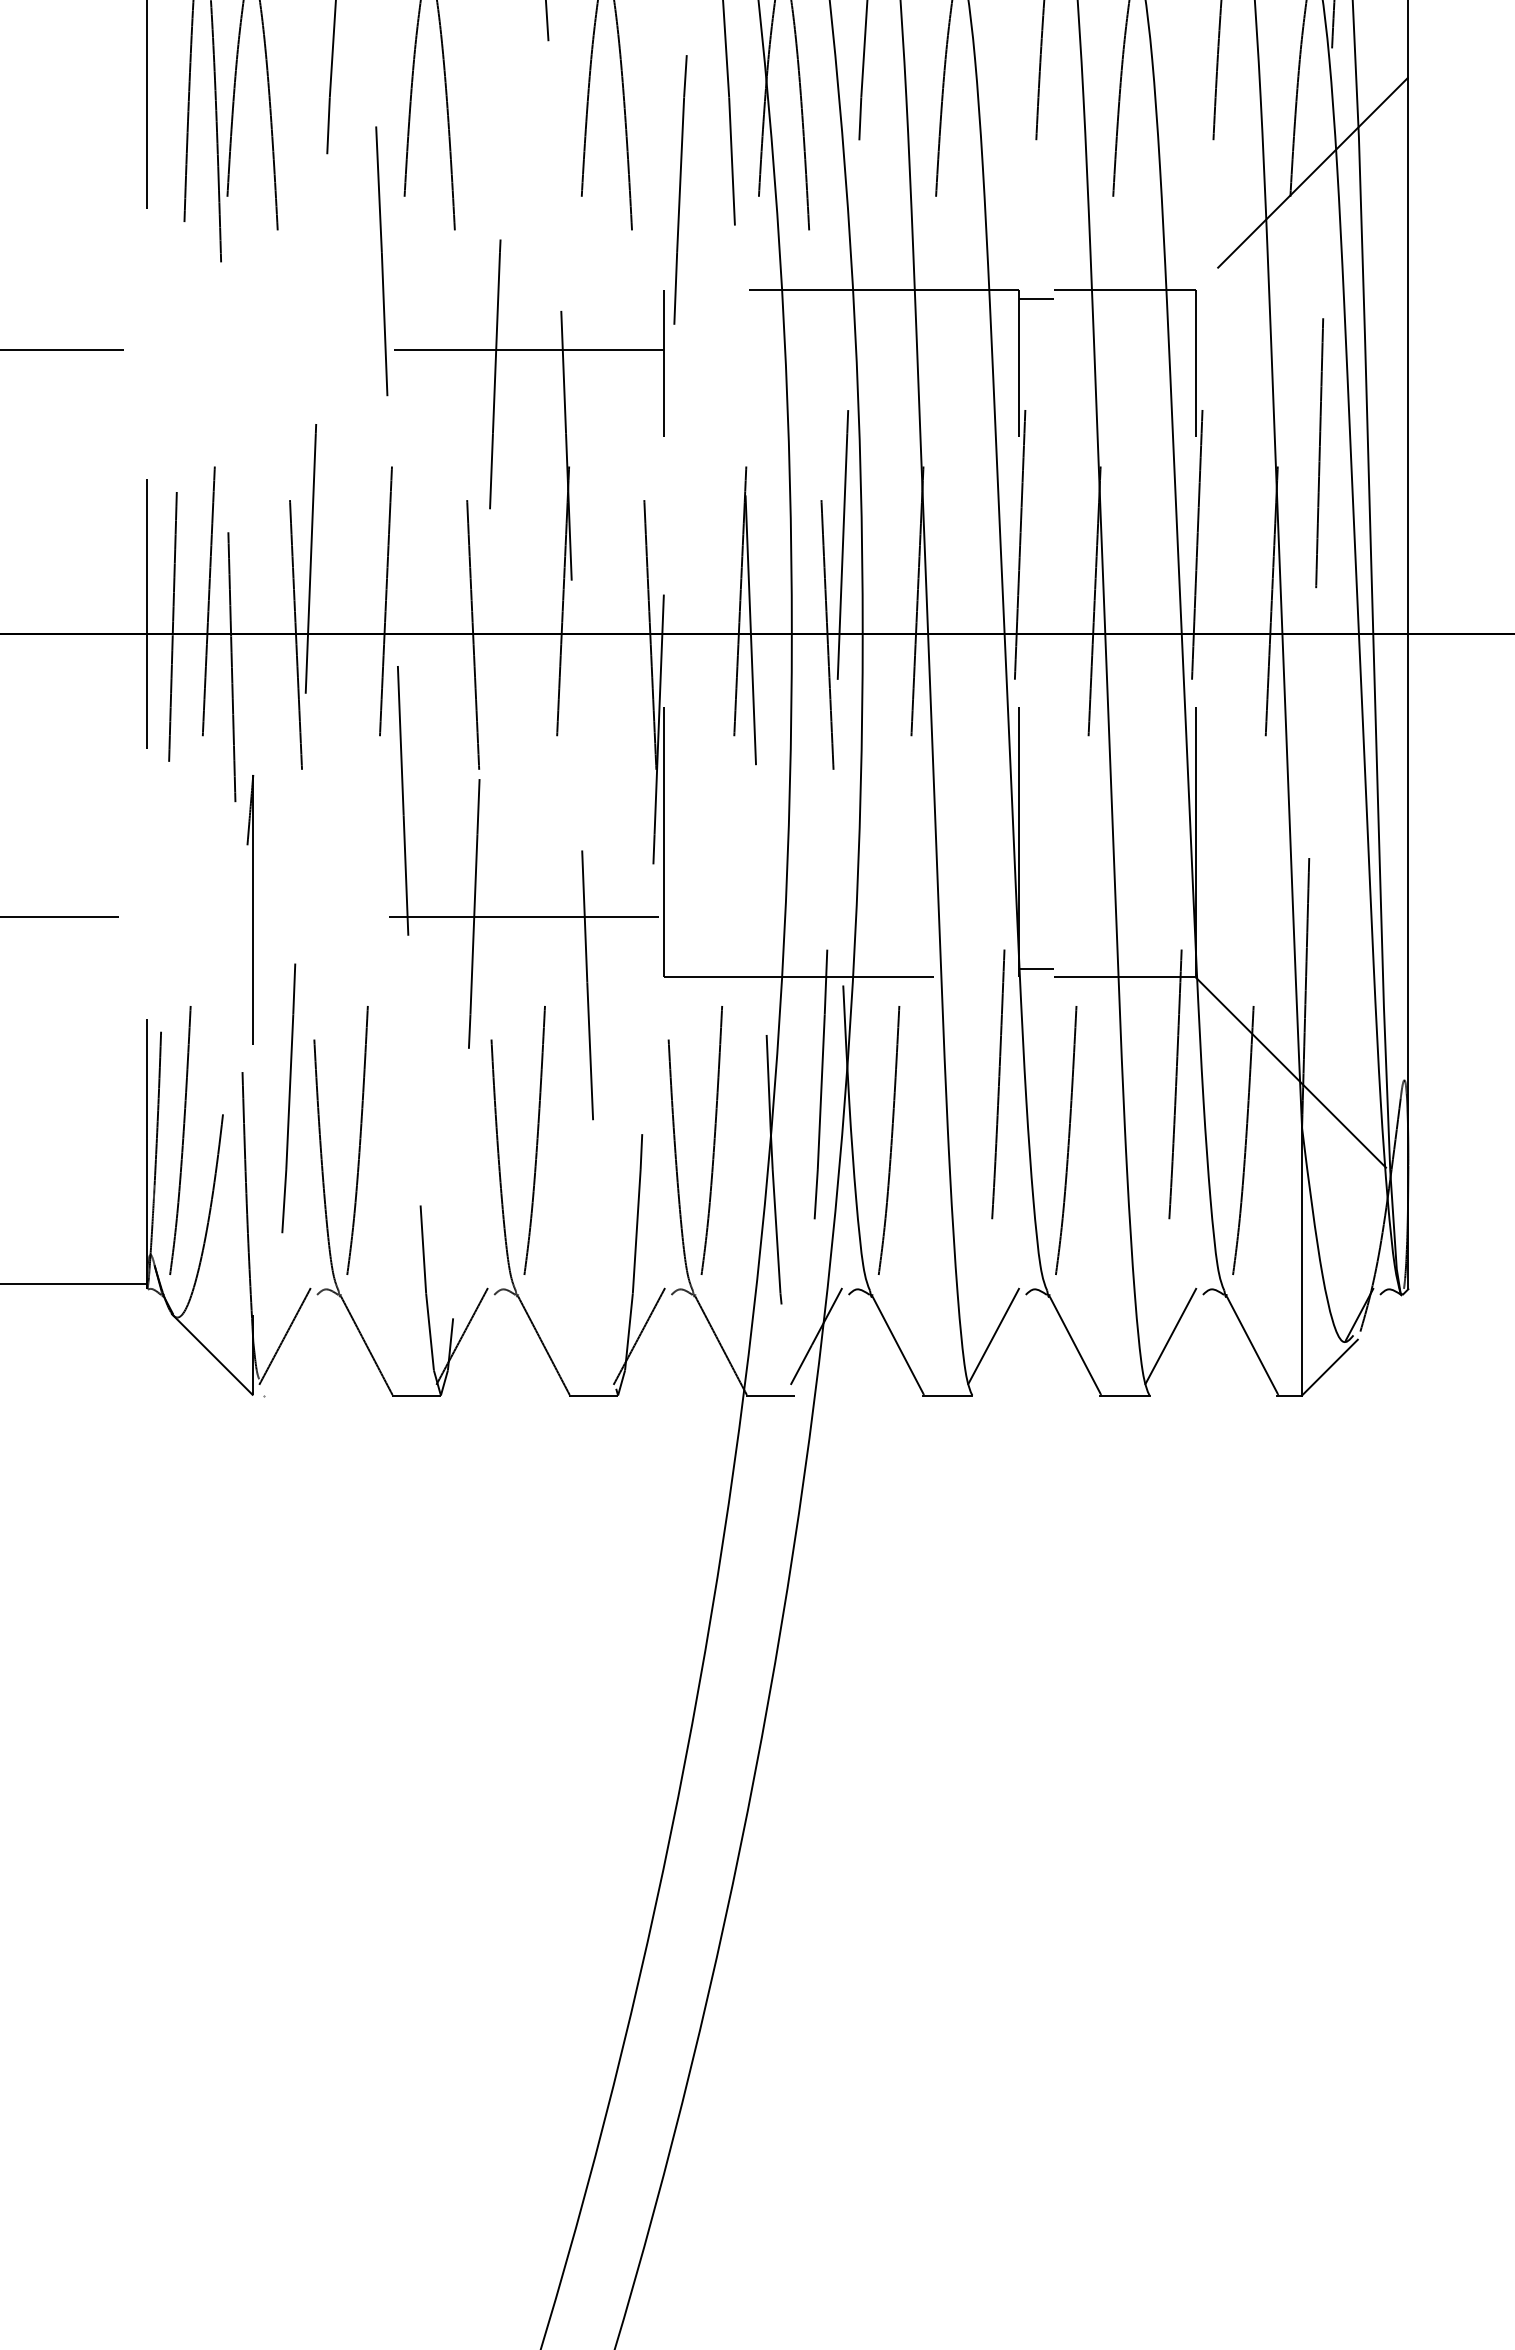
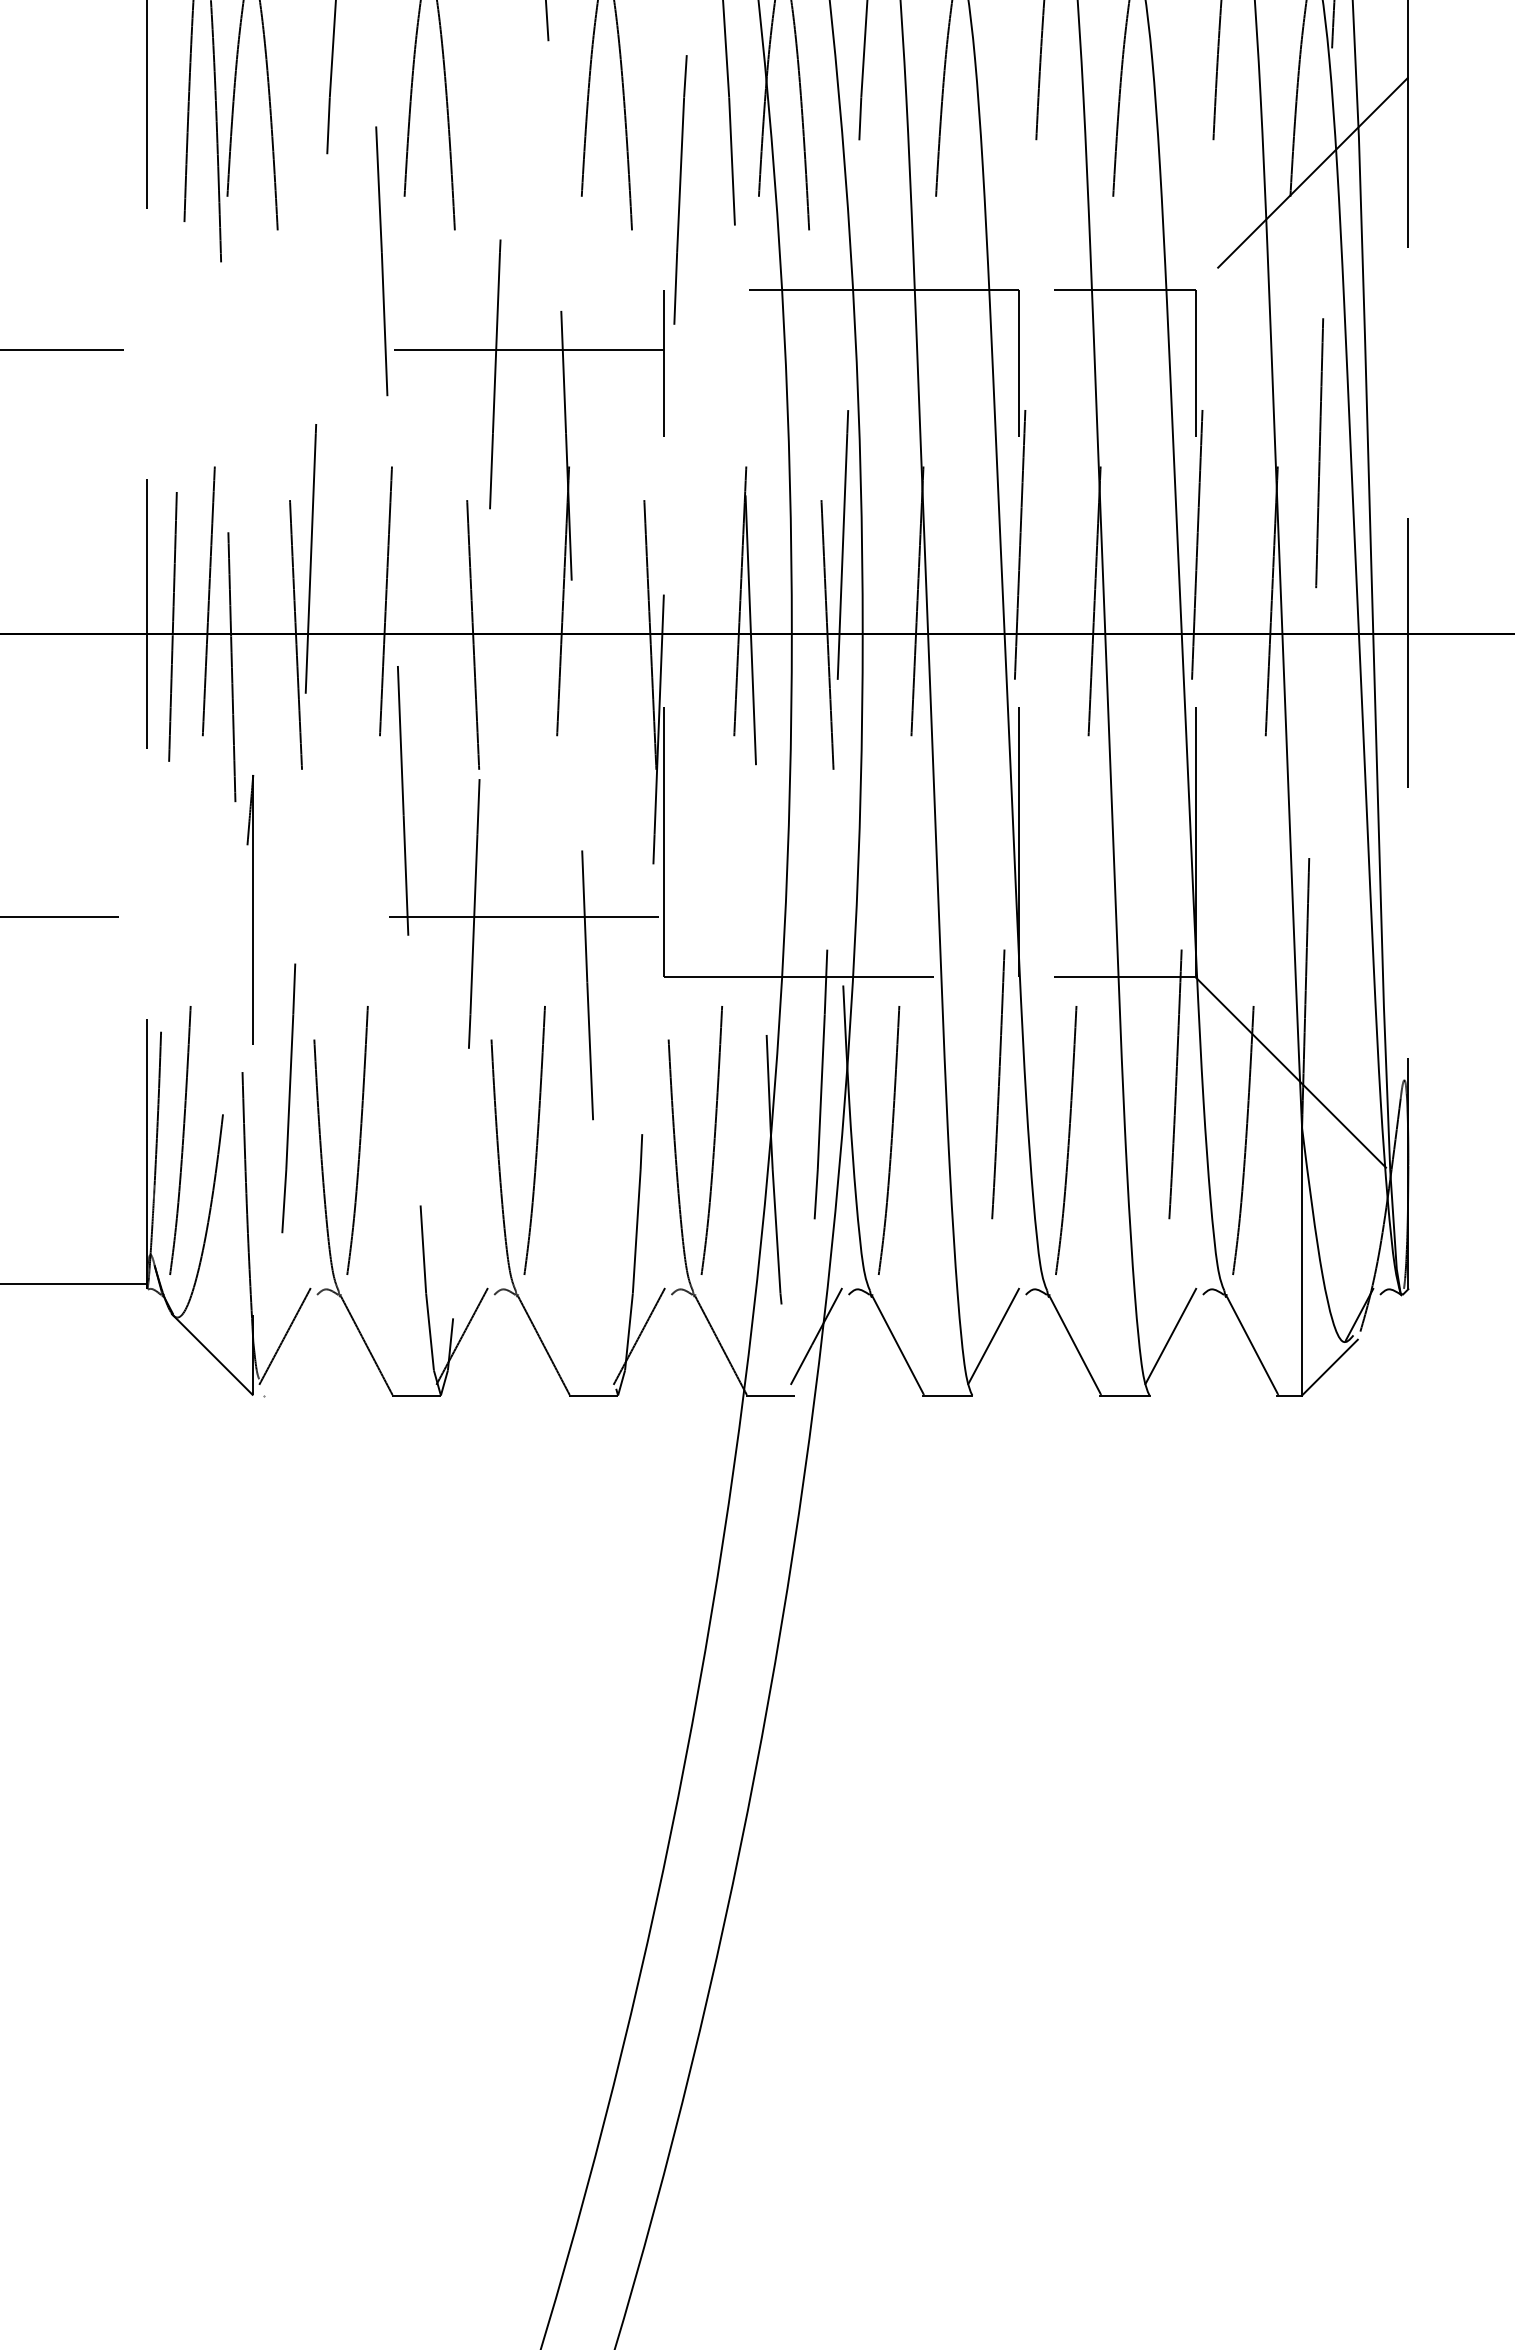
line: present -> none (1036, 298)
line: solid -> dashed (1408, 645)
line: present -> none (1036, 968)
